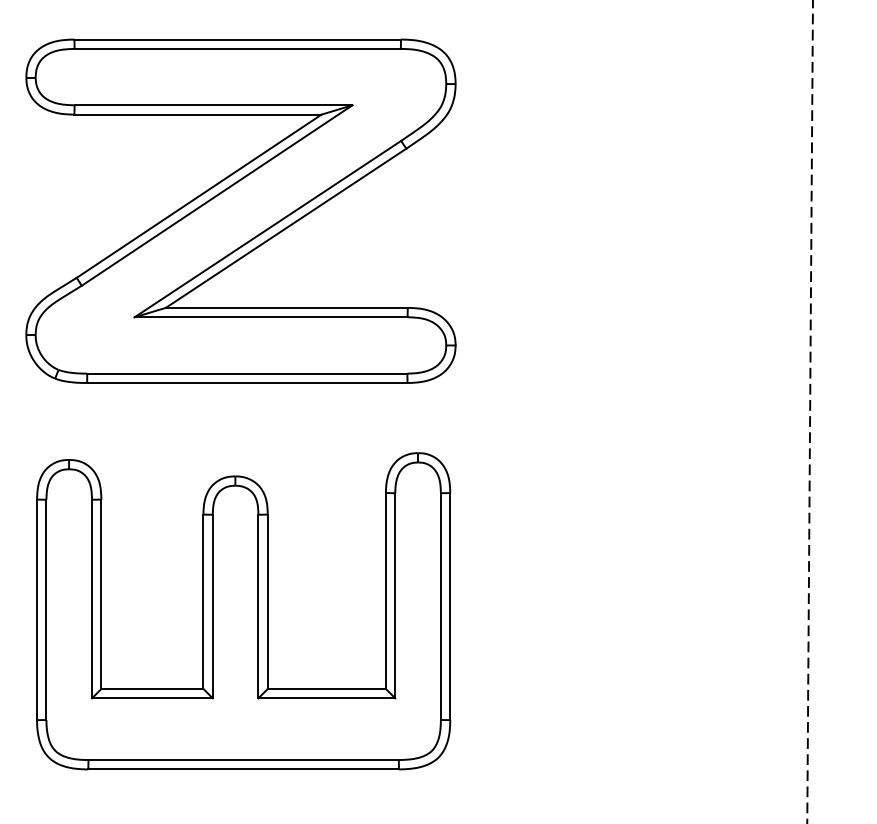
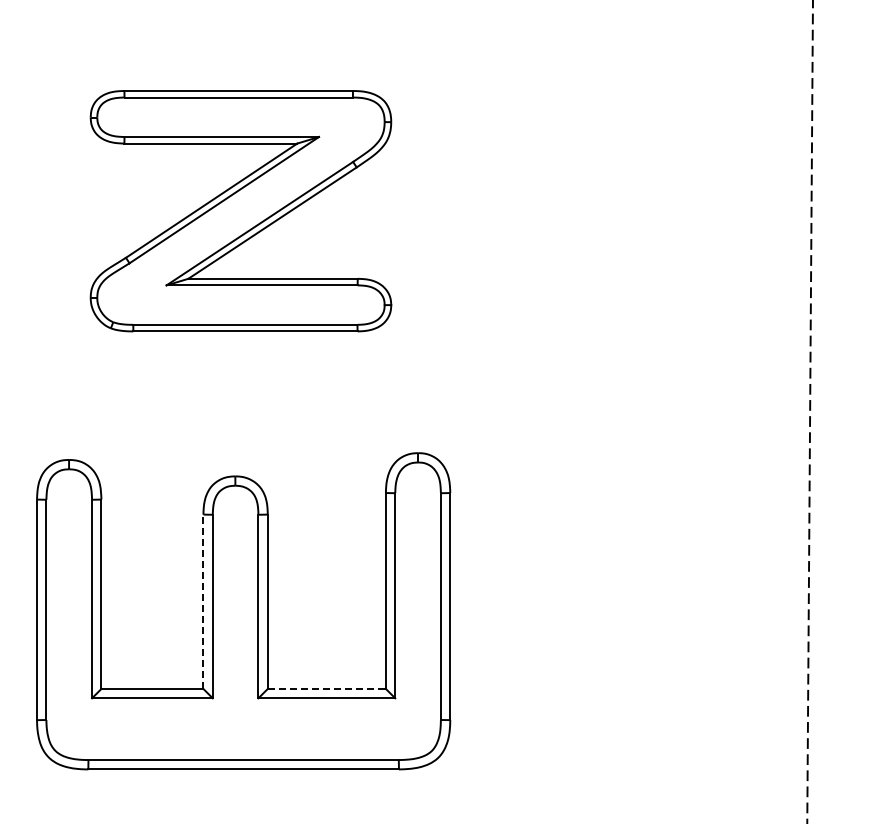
part size: 432x346 px -> 304x243 px (240, 211)
line: solid -> dashed (203, 601)
line: solid -> dashed (327, 688)
